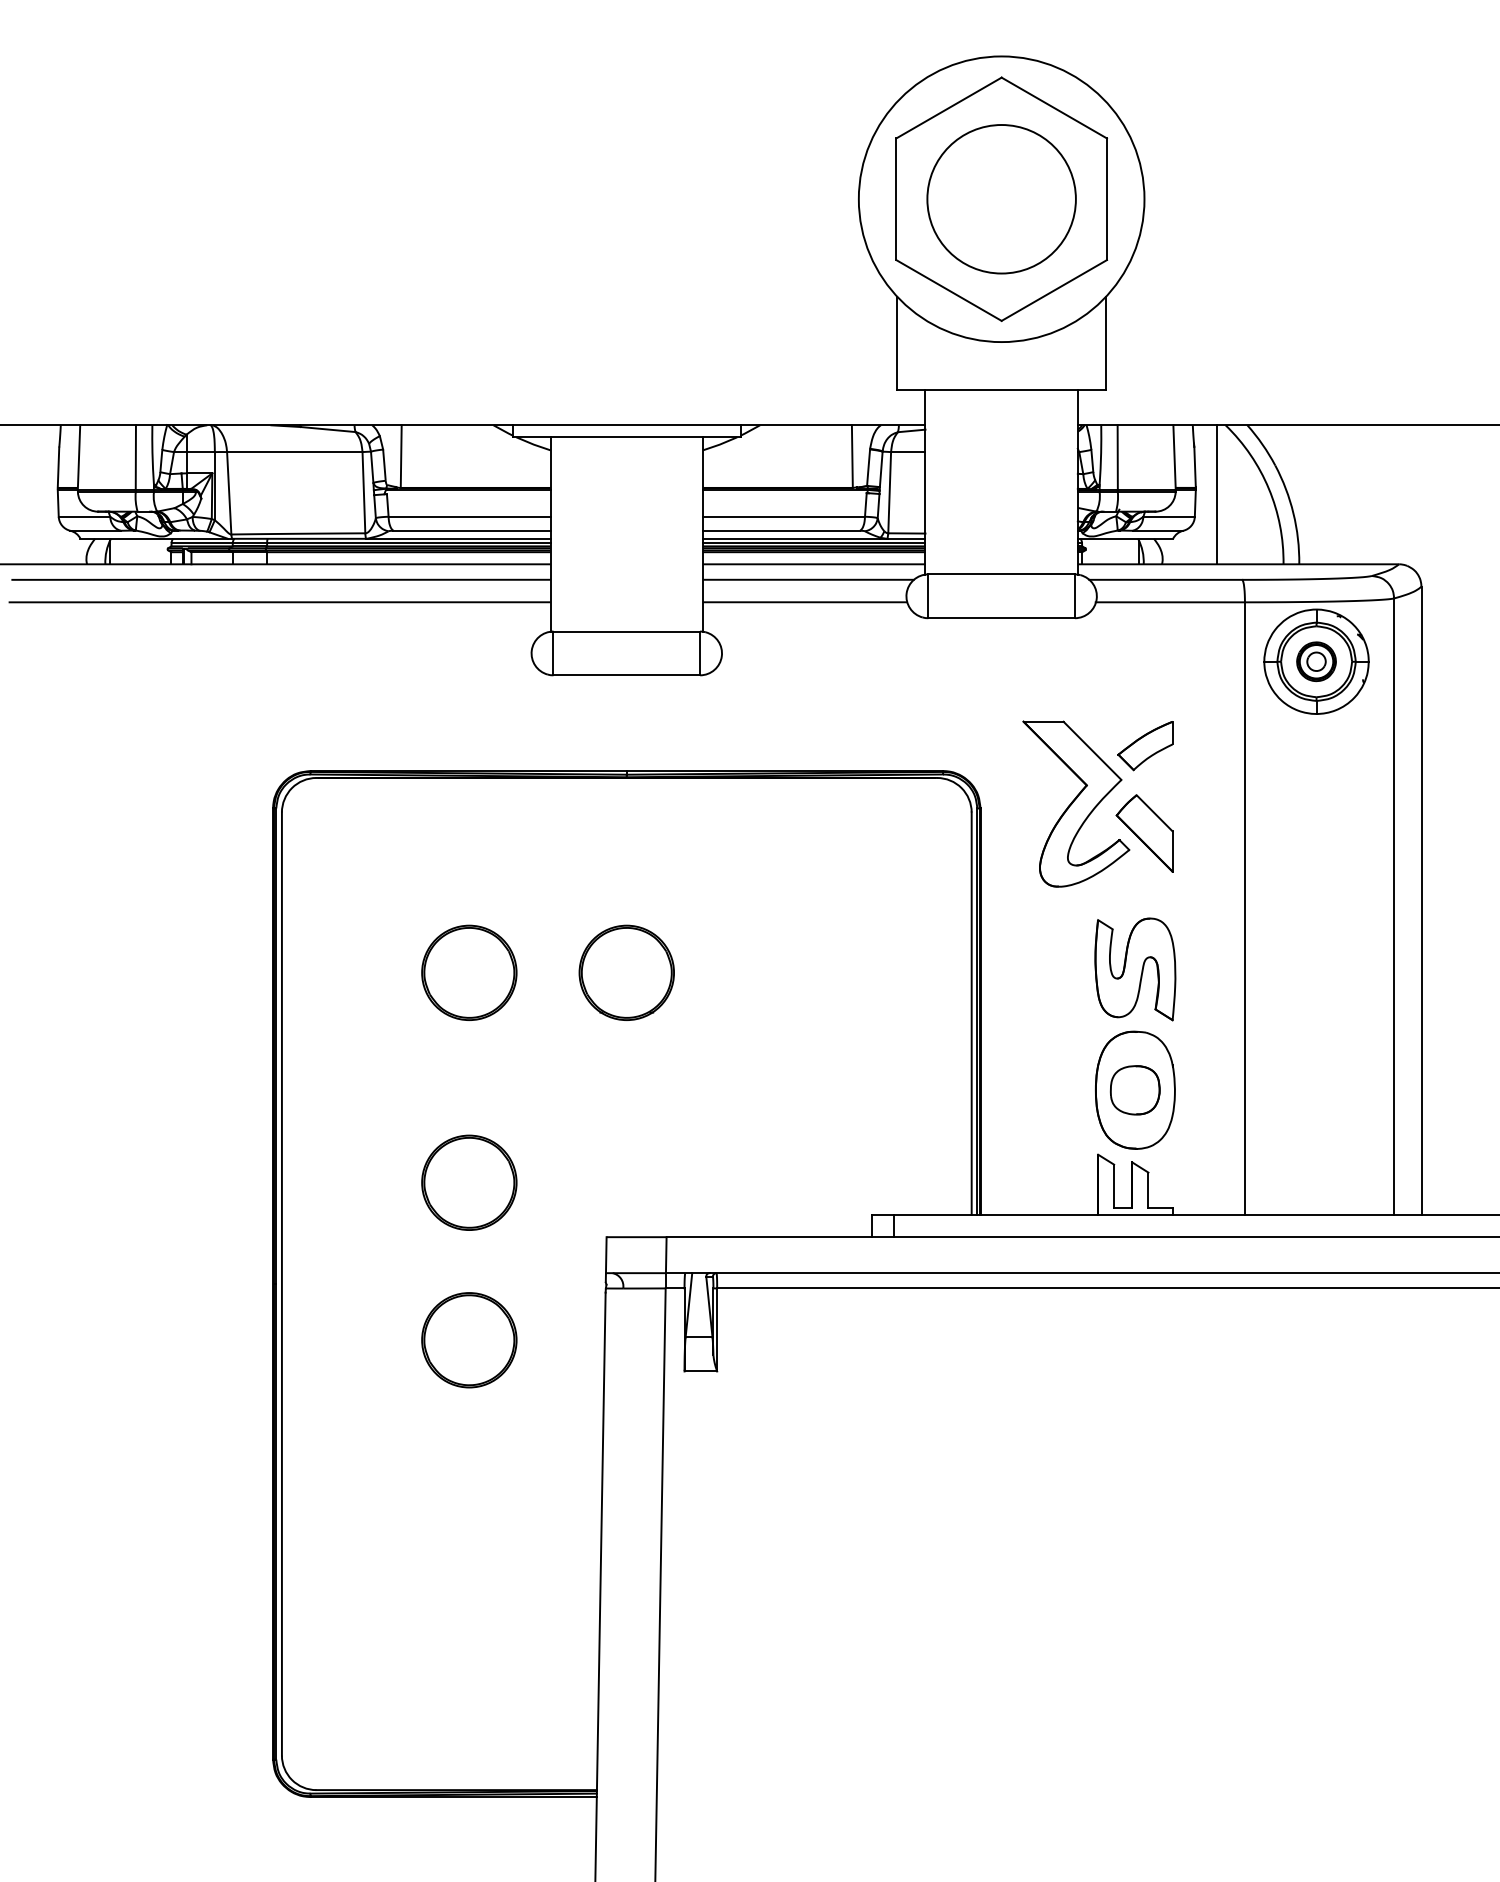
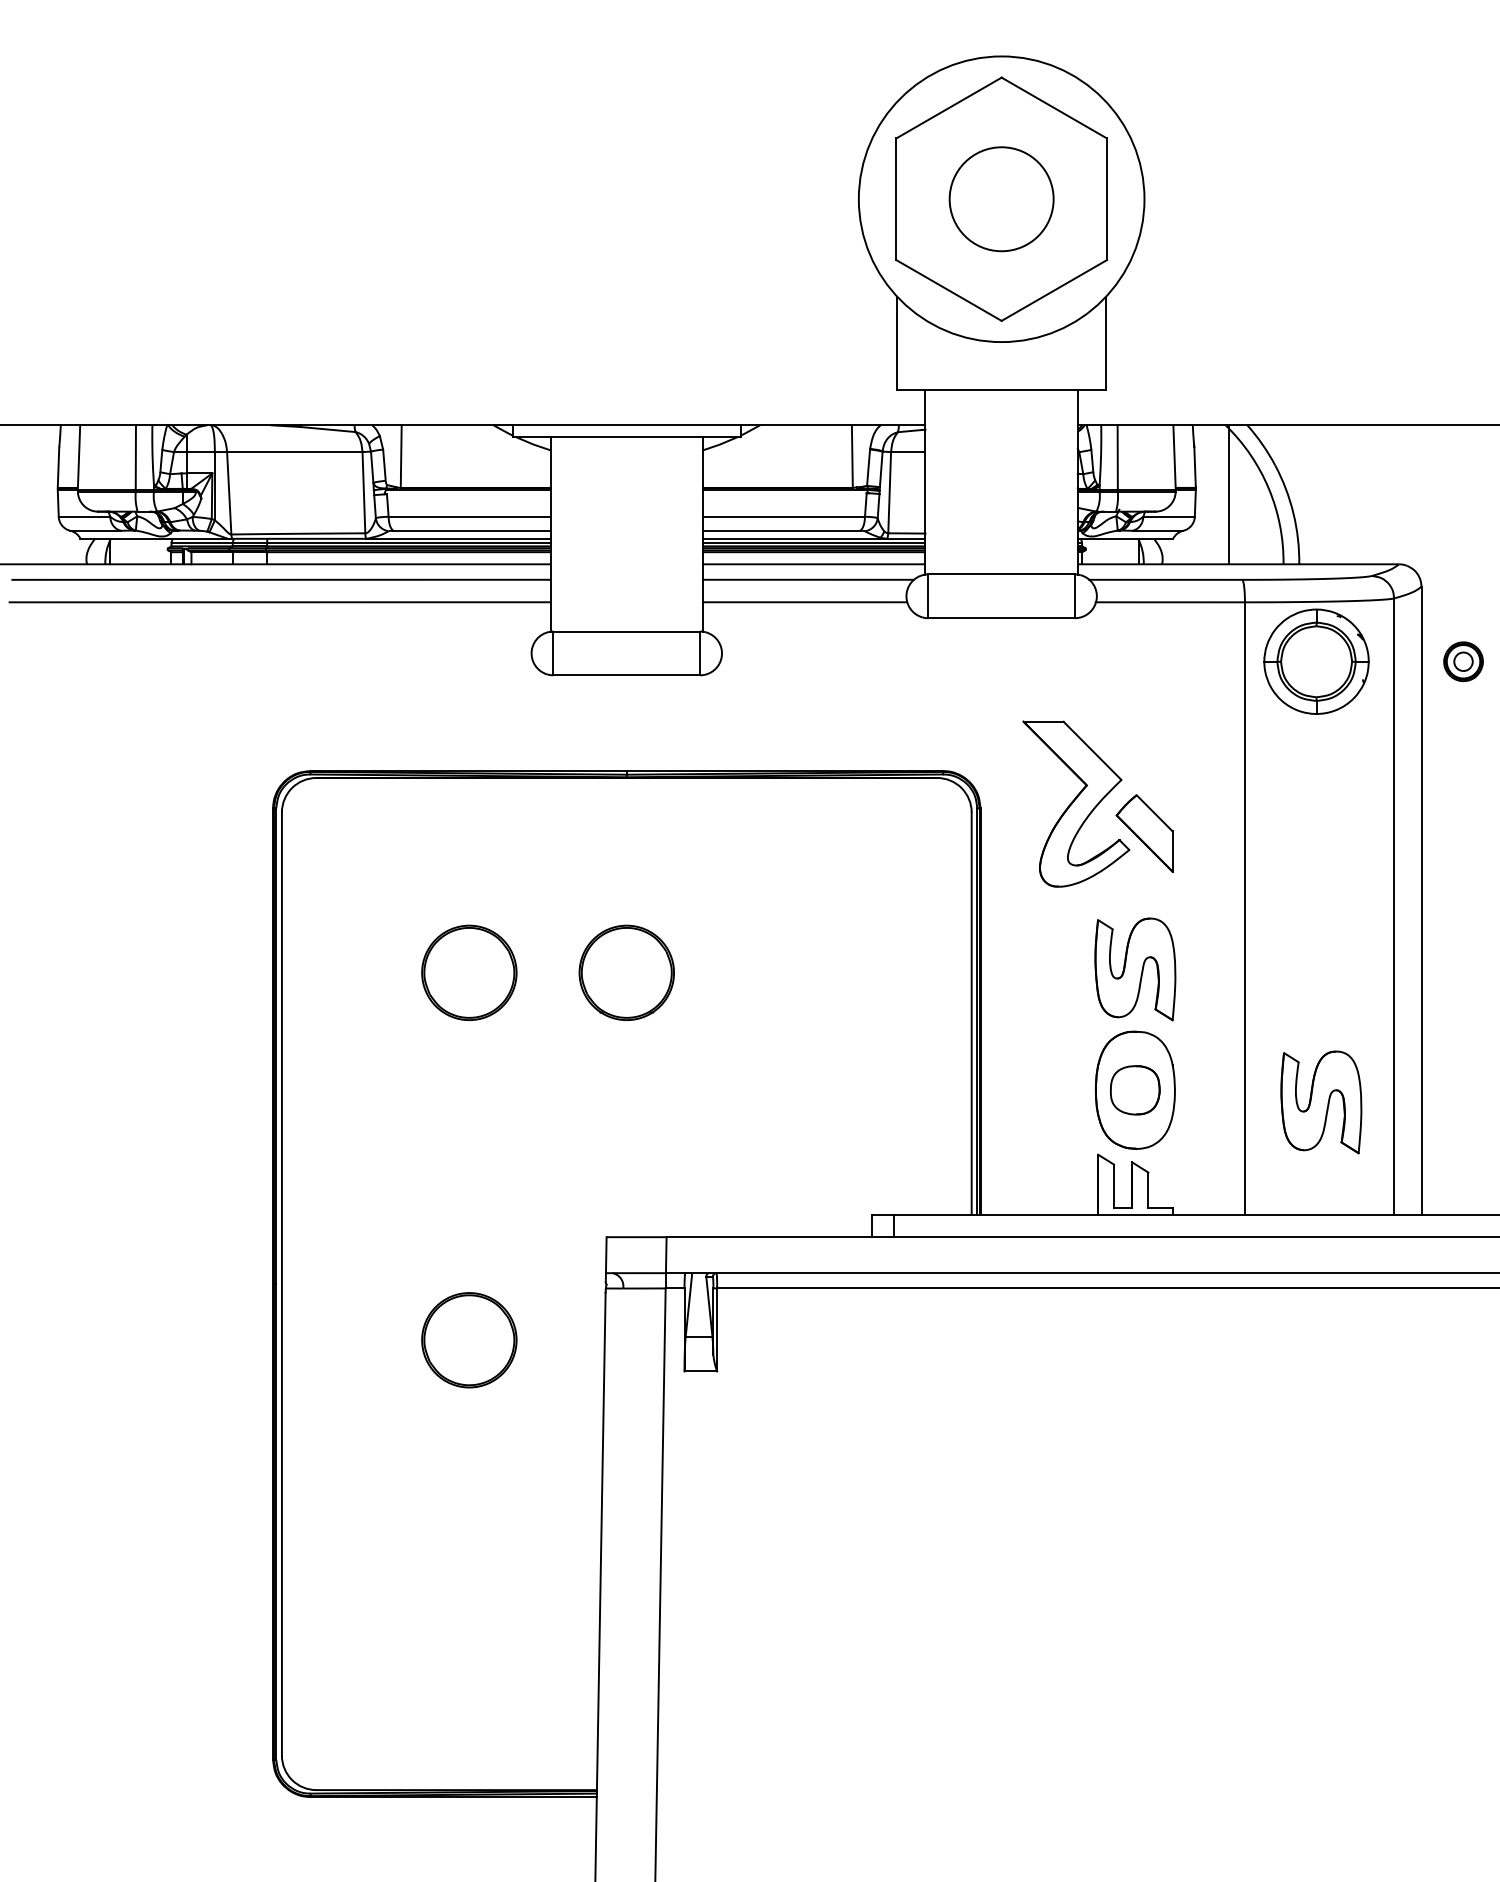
circle diameter: 149 px -> 104 px (1001, 199)
line position: (1216, 494) -> (1228, 494) (1228, 494)
part position: (1316, 661) -> (1463, 661) (1463, 661)
part: present -> none (1145, 746)
part: none -> present (1321, 1102)
part: present -> none (469, 1182)
